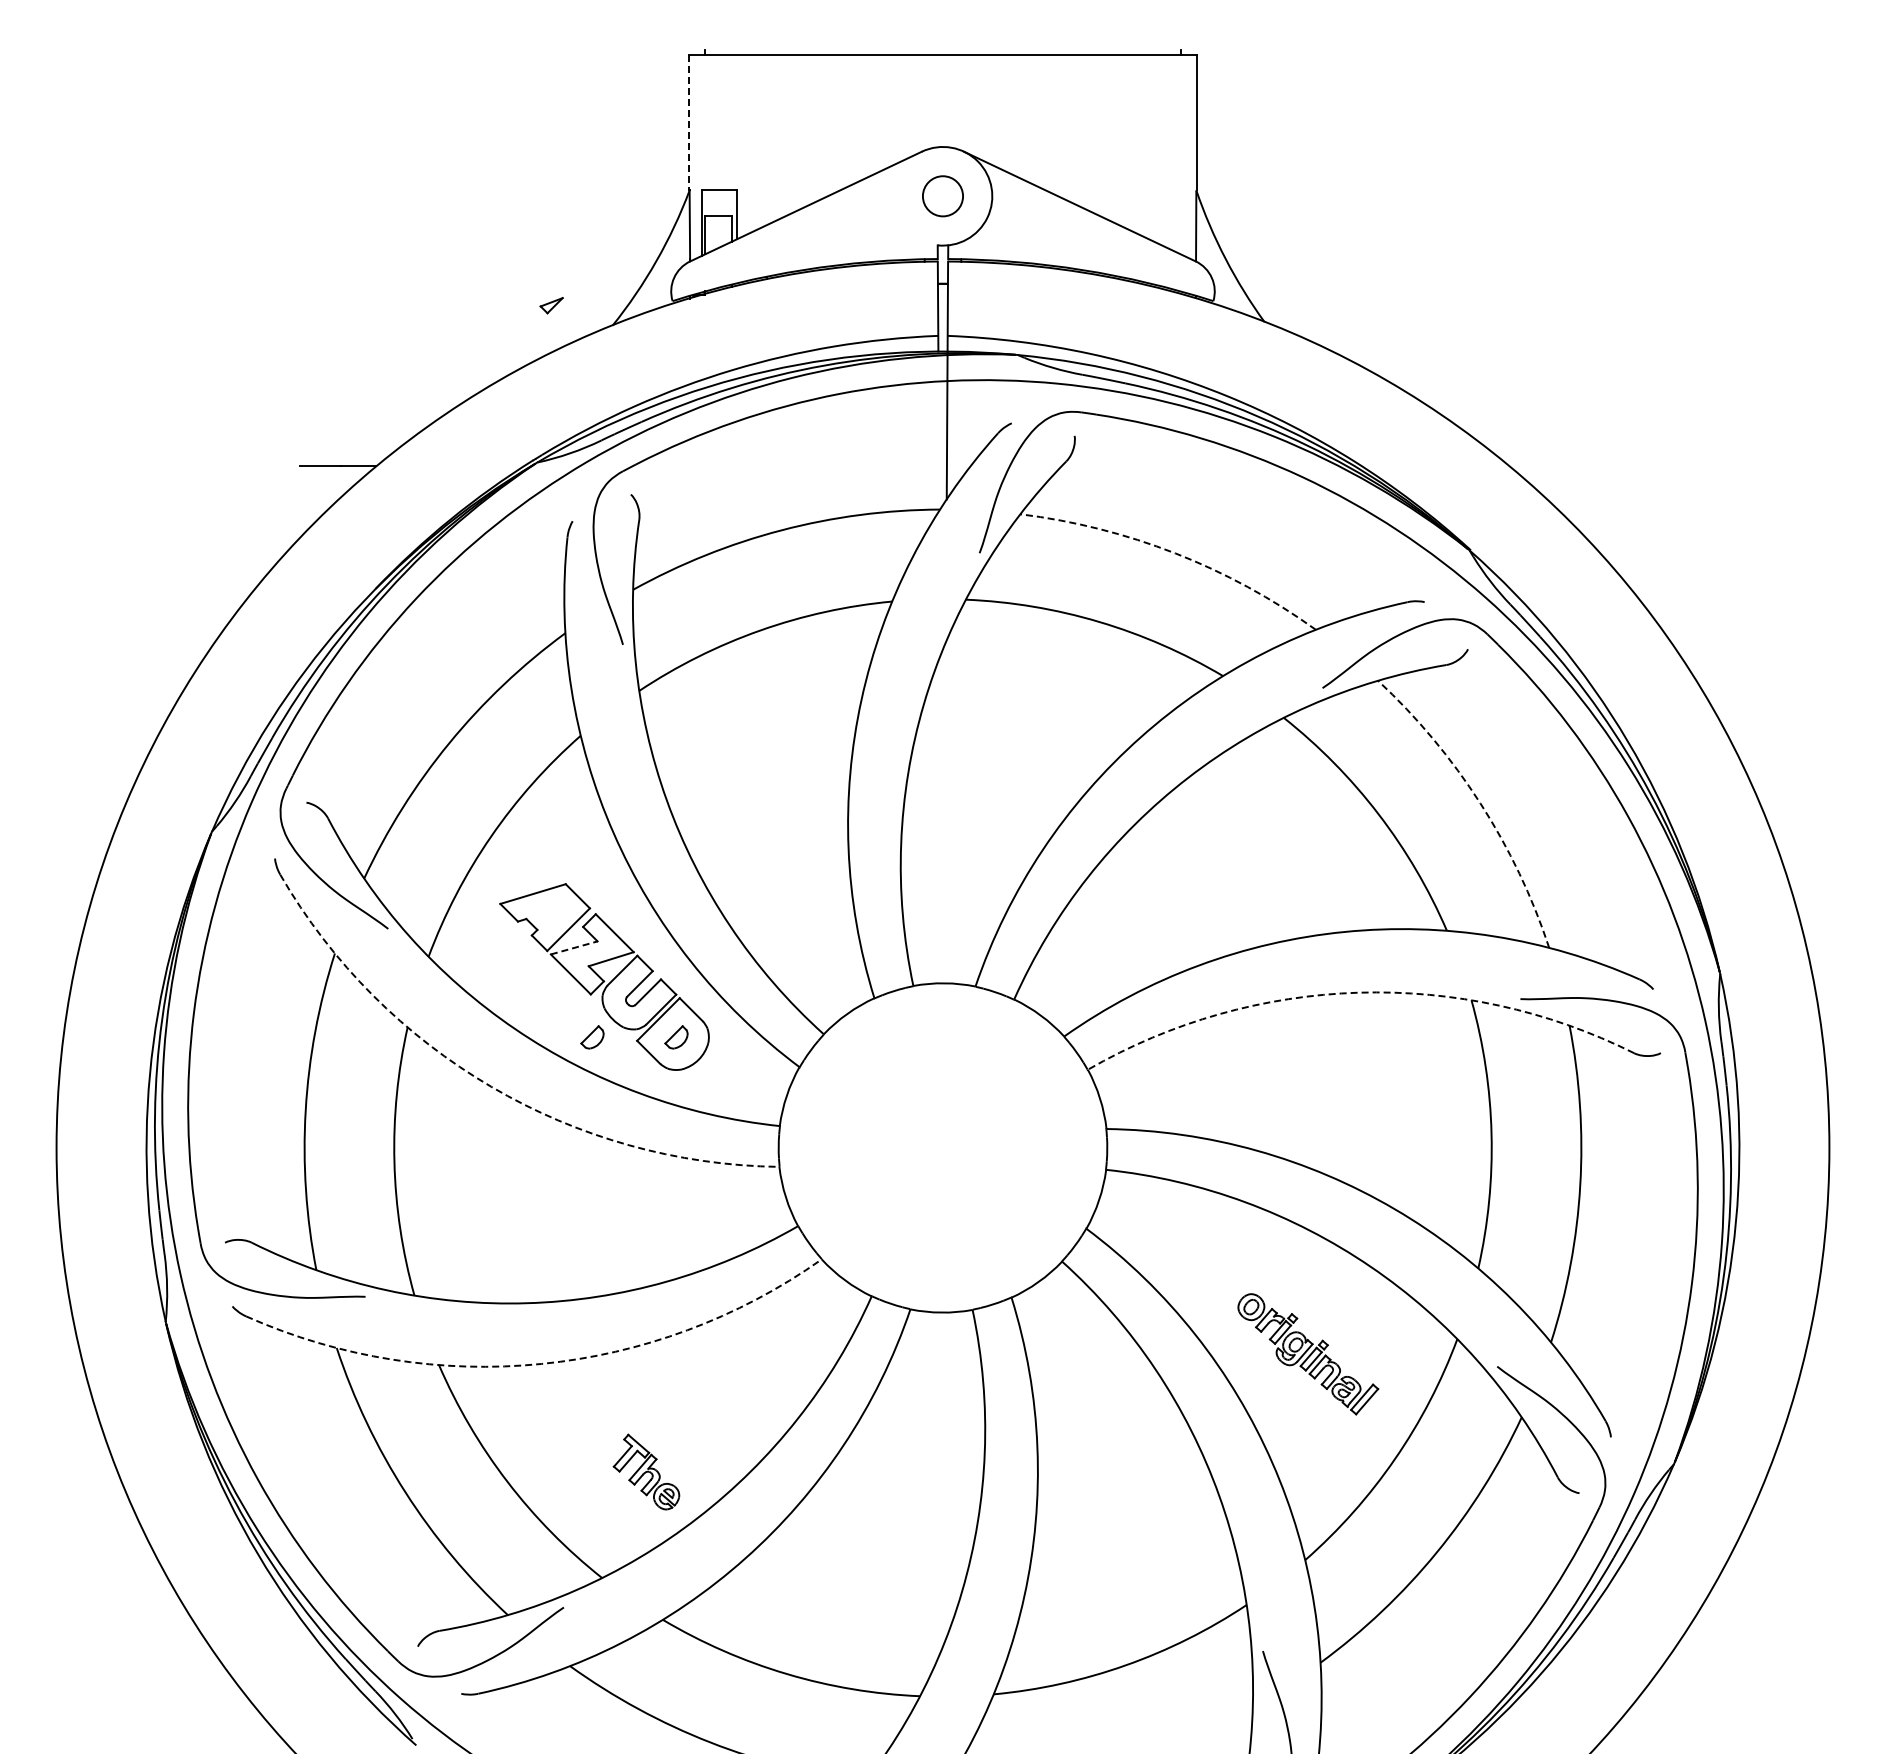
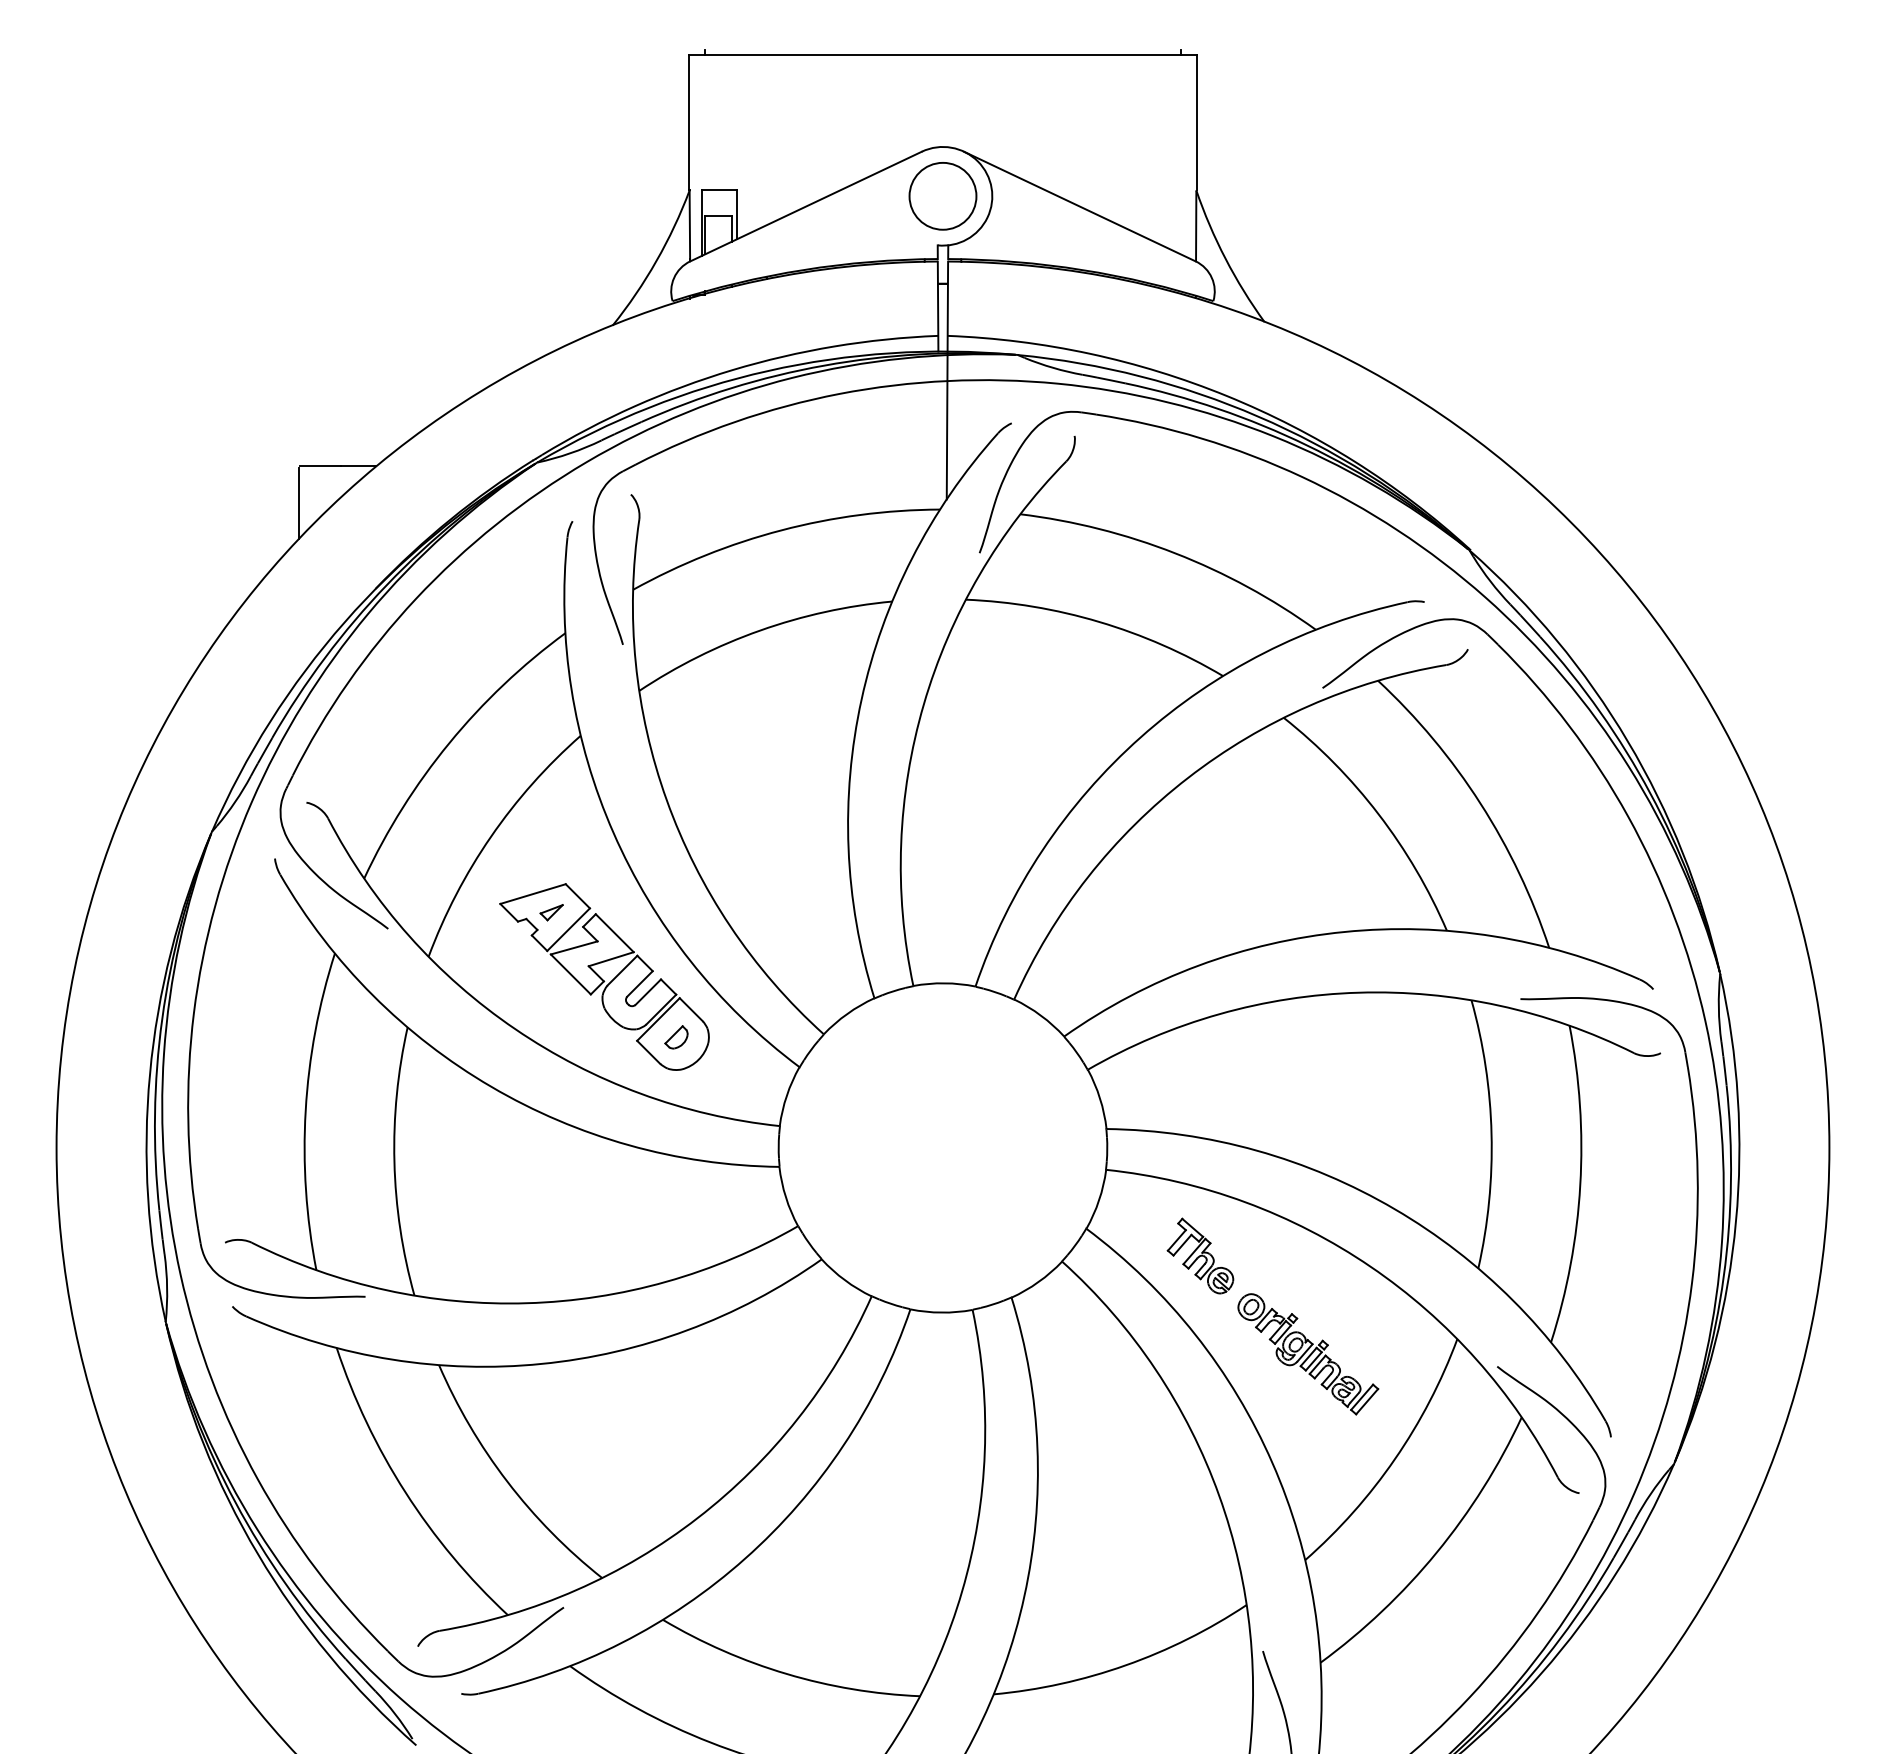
line: dashed -> solid (688, 122)
circle diameter: 40 px -> 67 px (942, 195)
part position: (551, 305) -> (551, 912) (551, 912)
line: none -> present (299, 503)
arc: dashed -> solid (1175, 553)
arc: dashed -> solid (1480, 803)
line: dashed -> solid (574, 947)
arc: dashed -> solid (1358, 992)
part: present -> none (592, 1037)
arc: dashed -> solid (491, 1086)
arc: dashed -> solid (541, 1363)
part position: (646, 1471) -> (1200, 1255) (1200, 1255)
